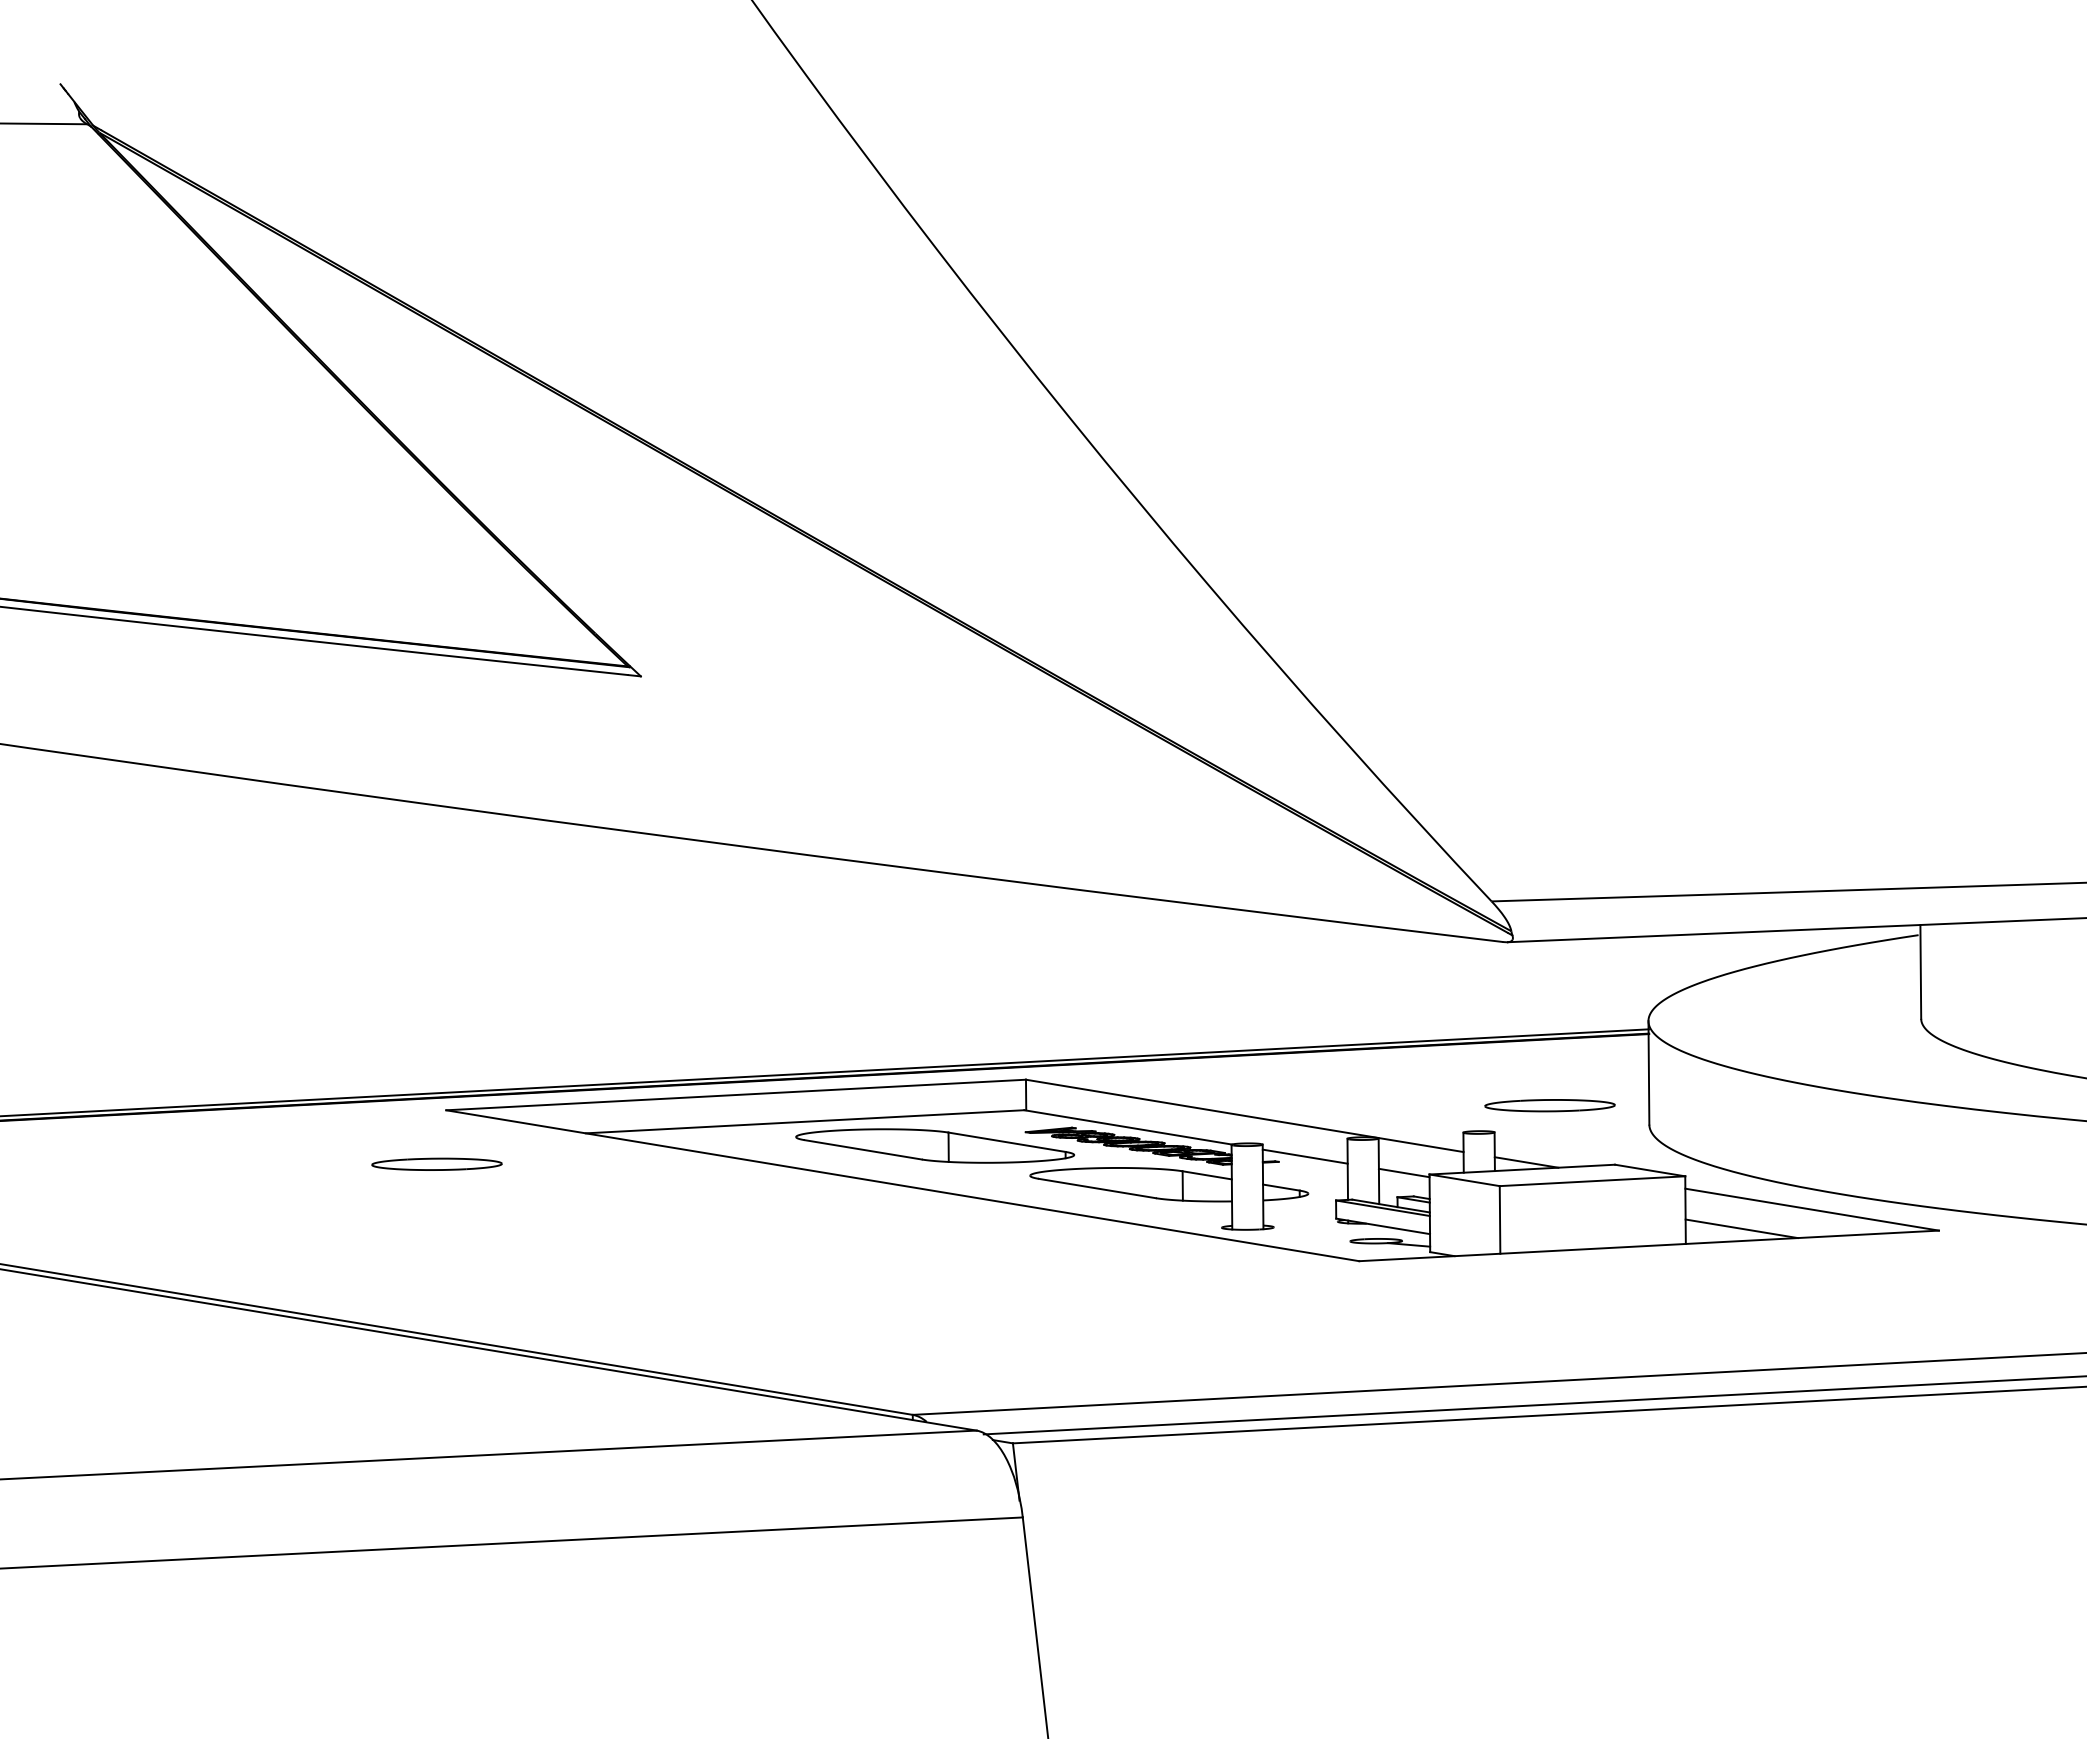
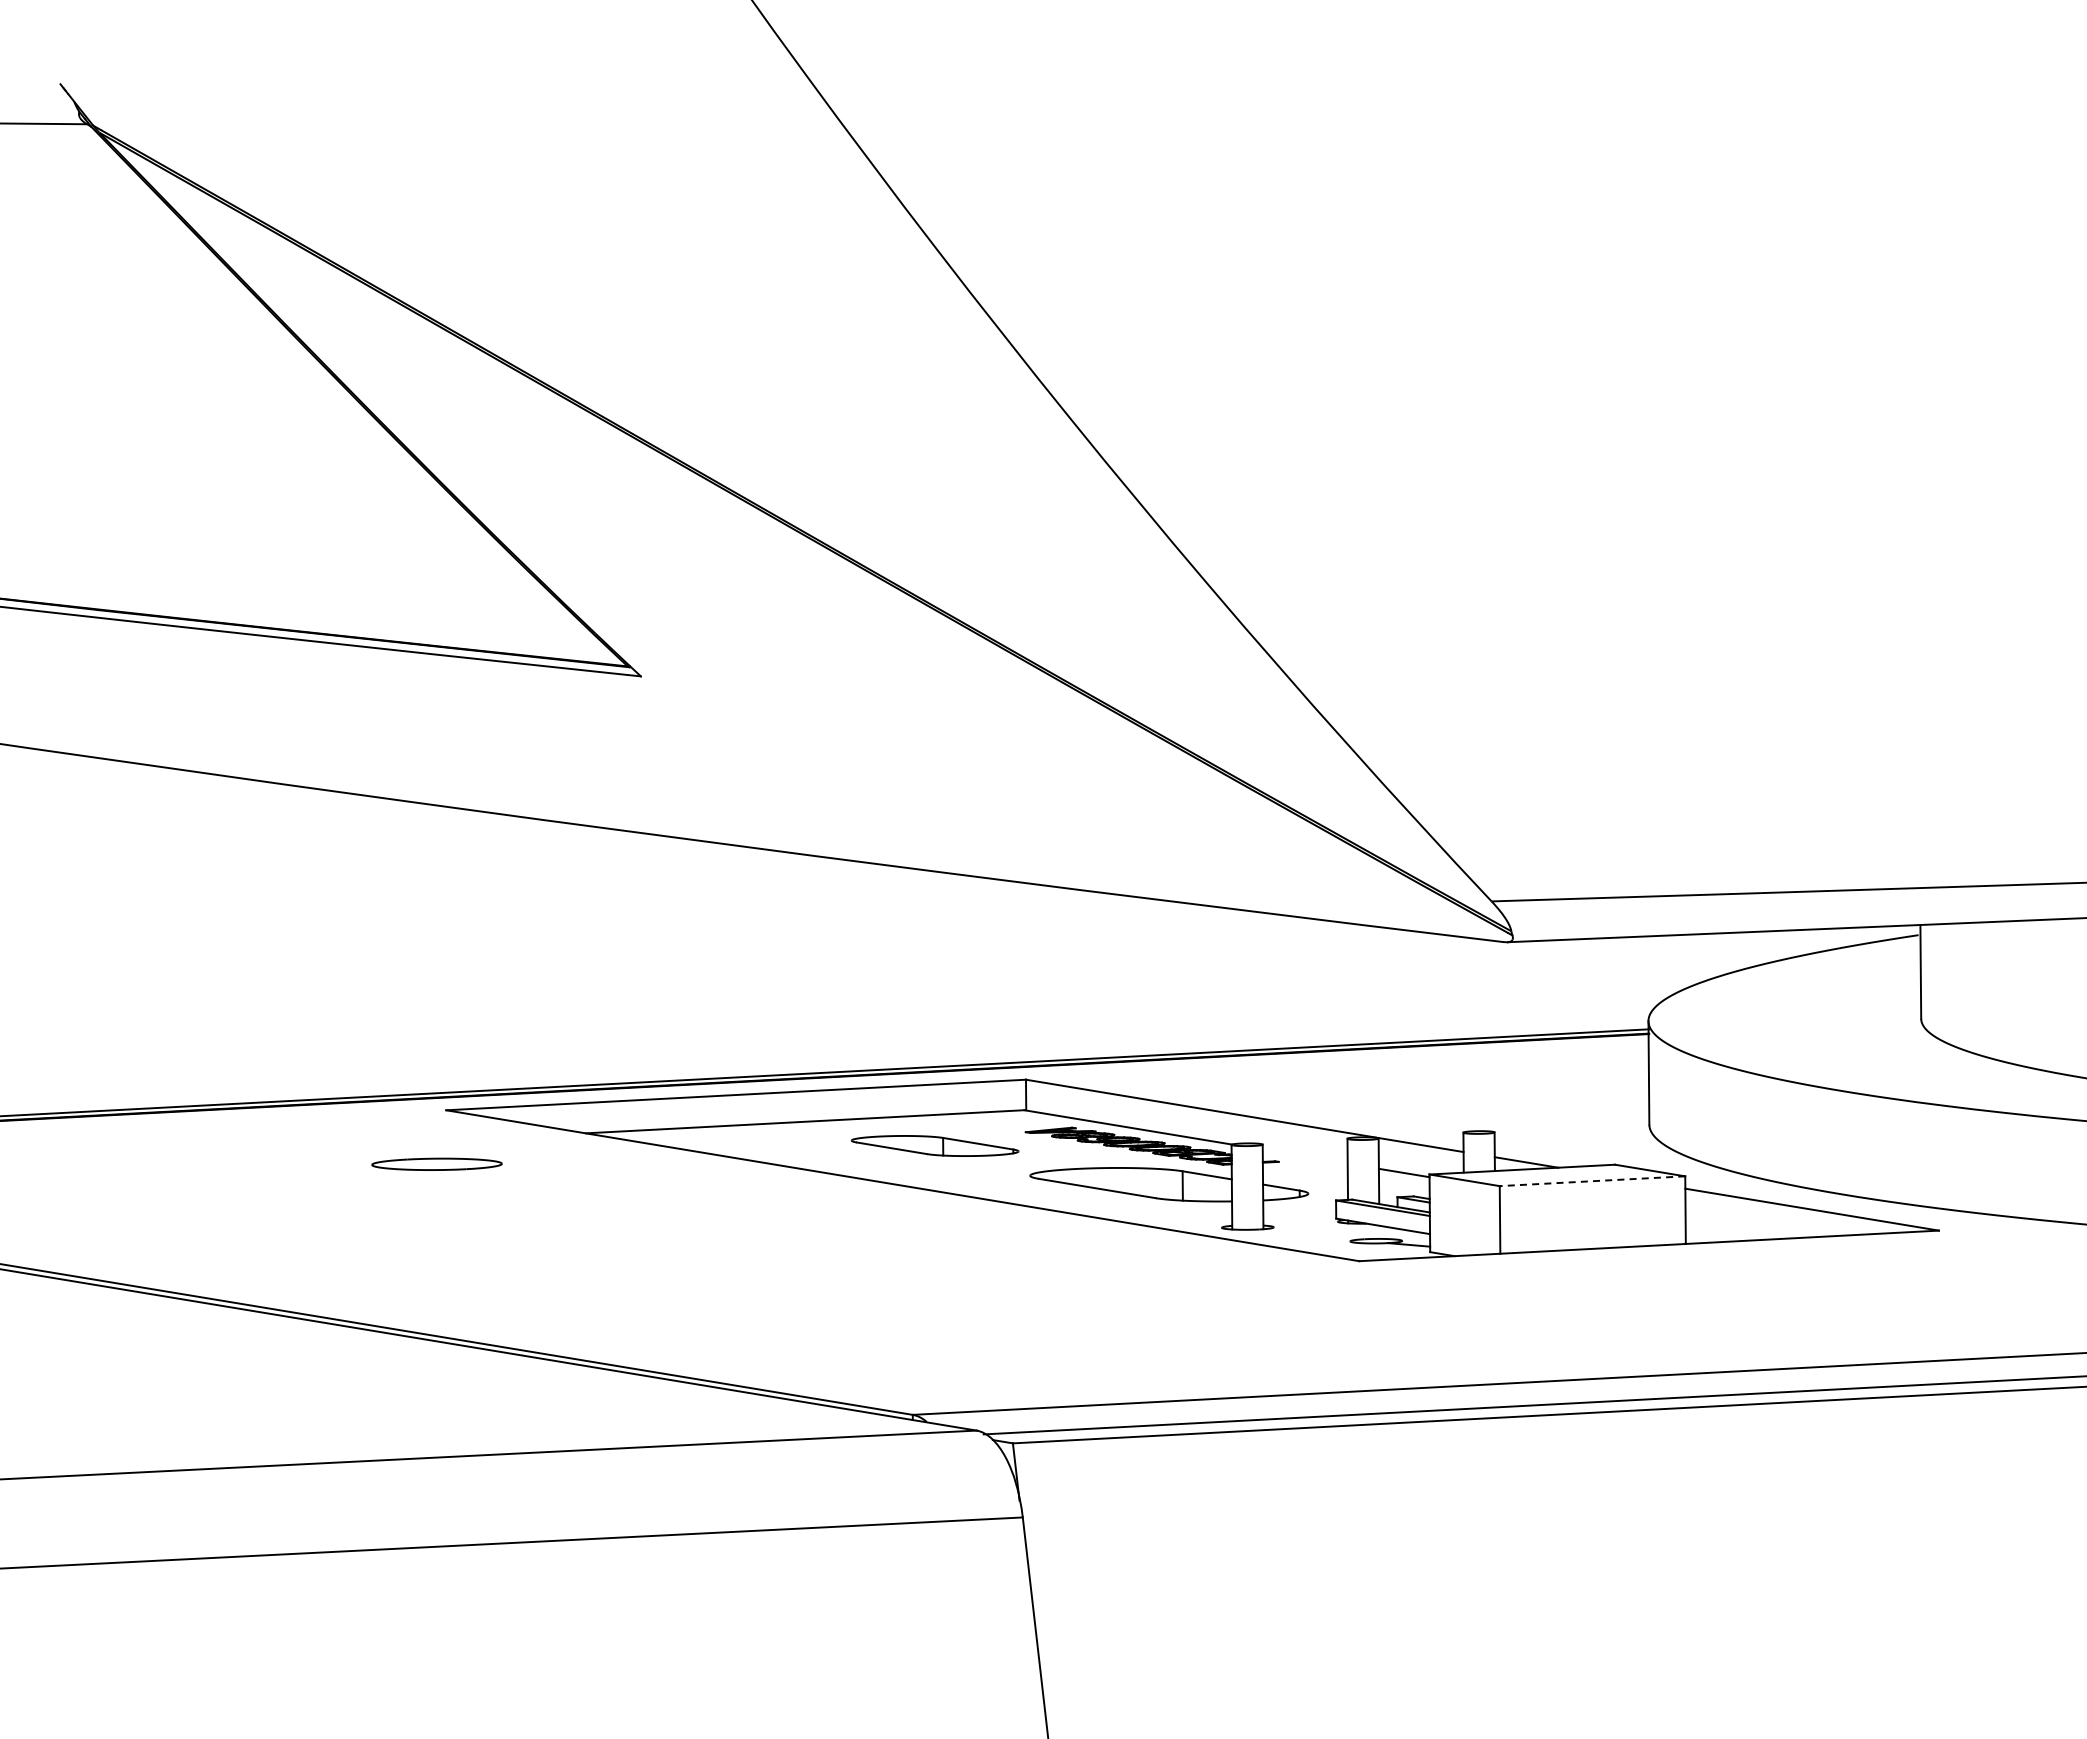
part: present -> none (1549, 1105)
part size: 280x36 px -> 170x22 px (934, 1145)
line: present -> none (1304, 1156)
line: solid -> dashed (1592, 1181)
line: present -> none (1741, 1228)
